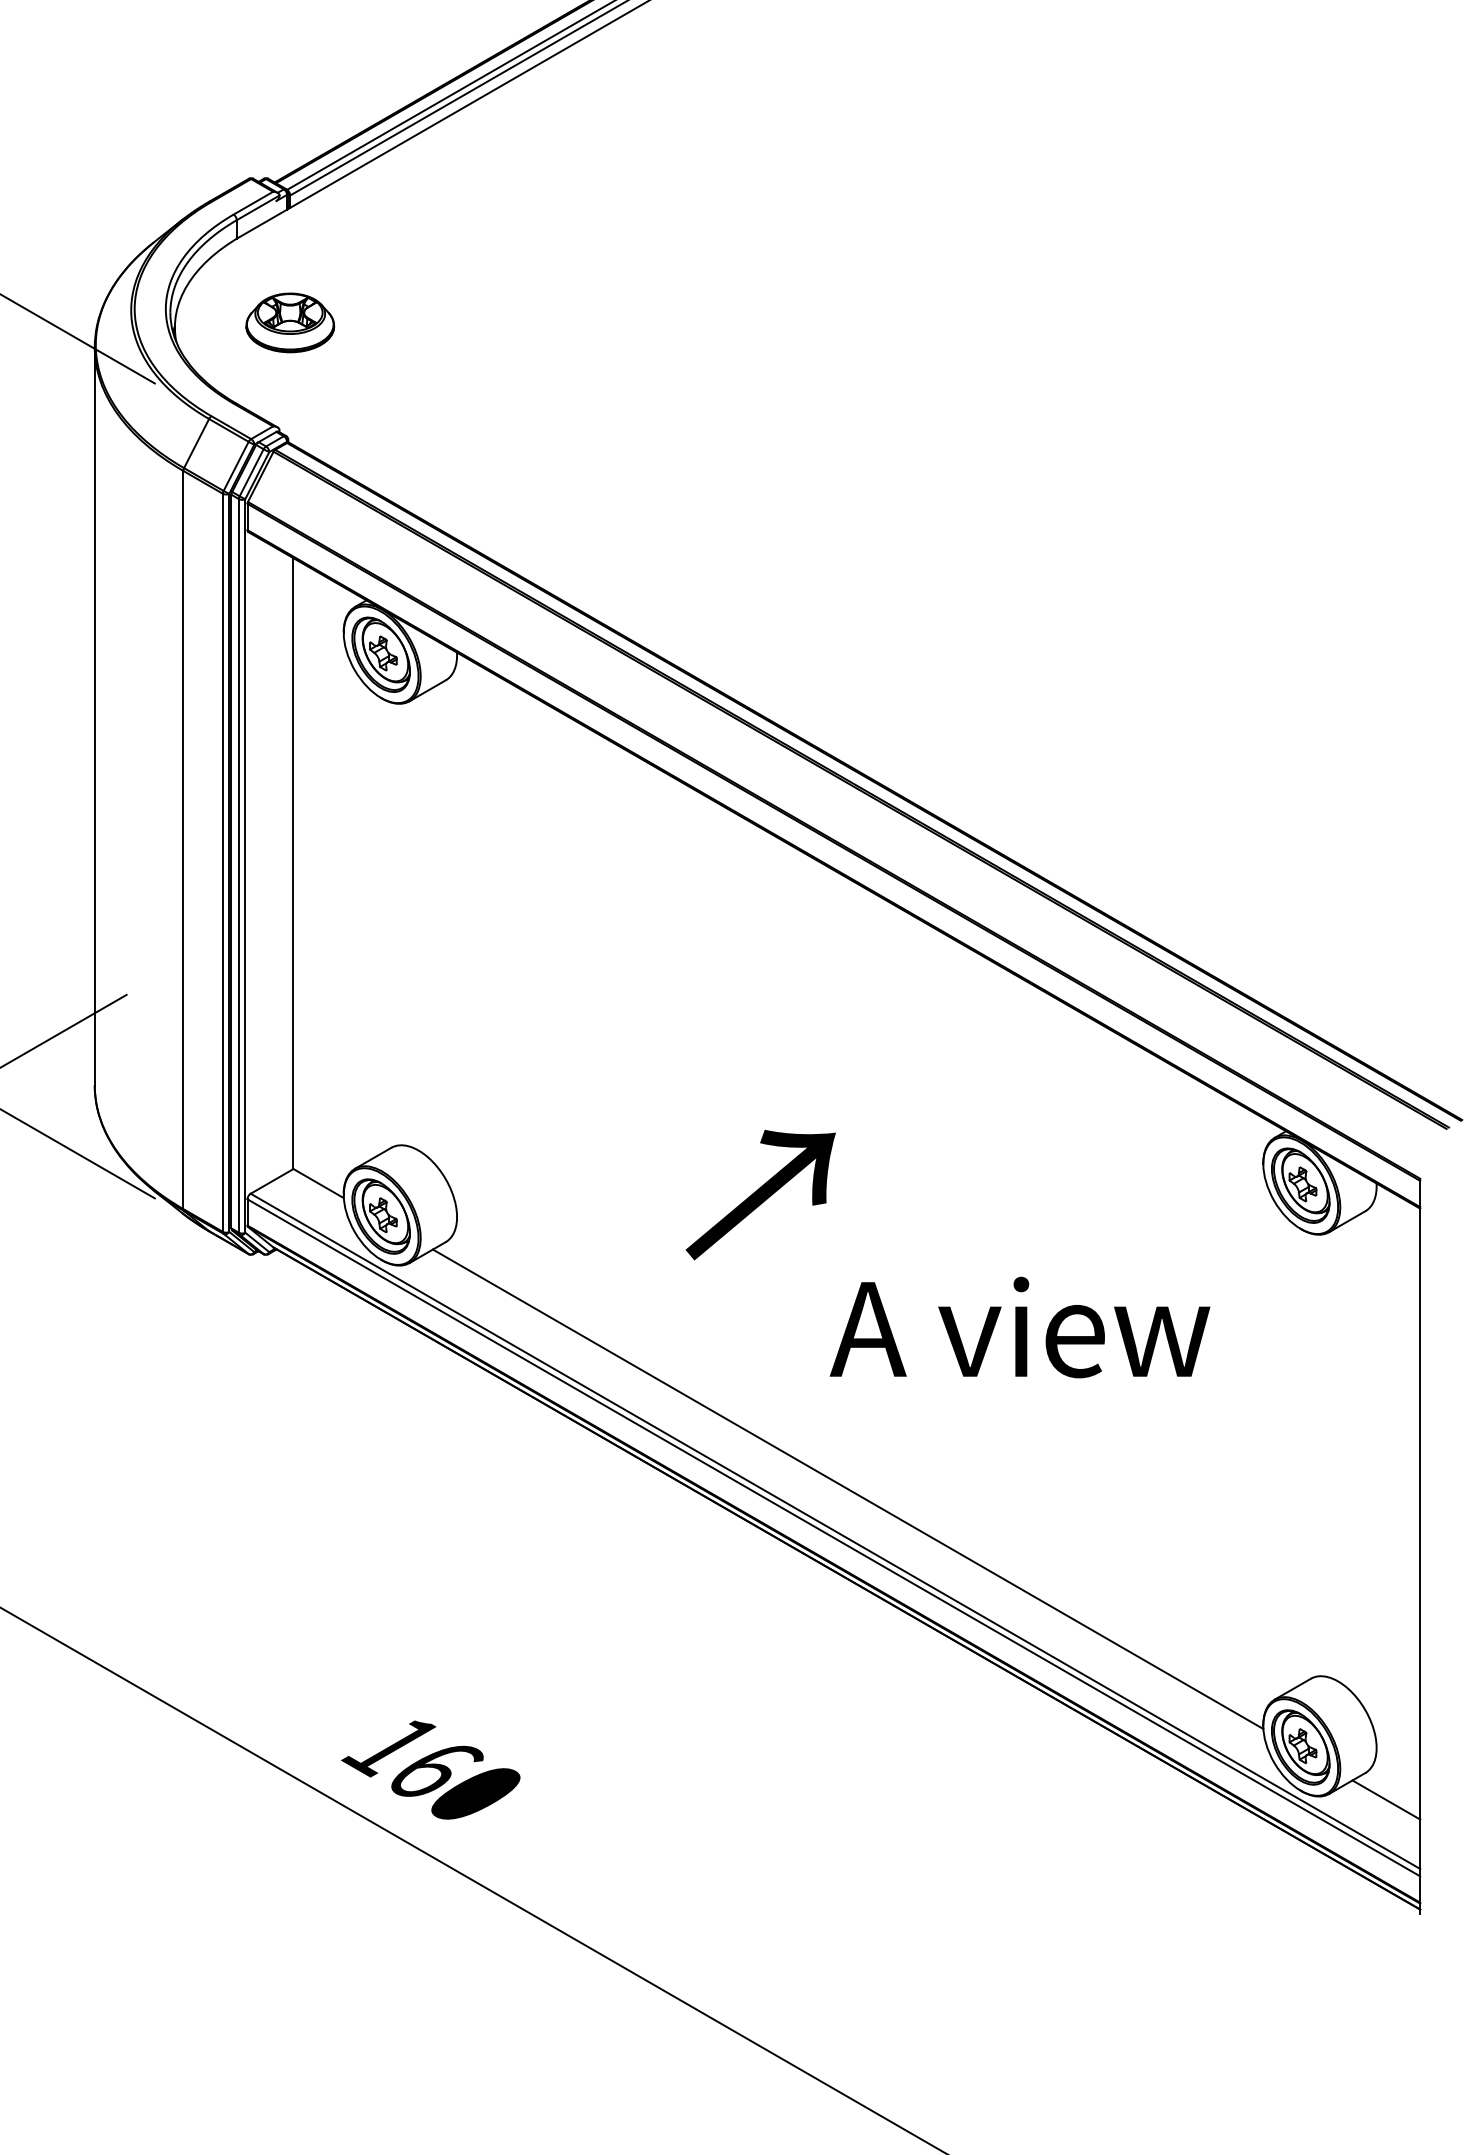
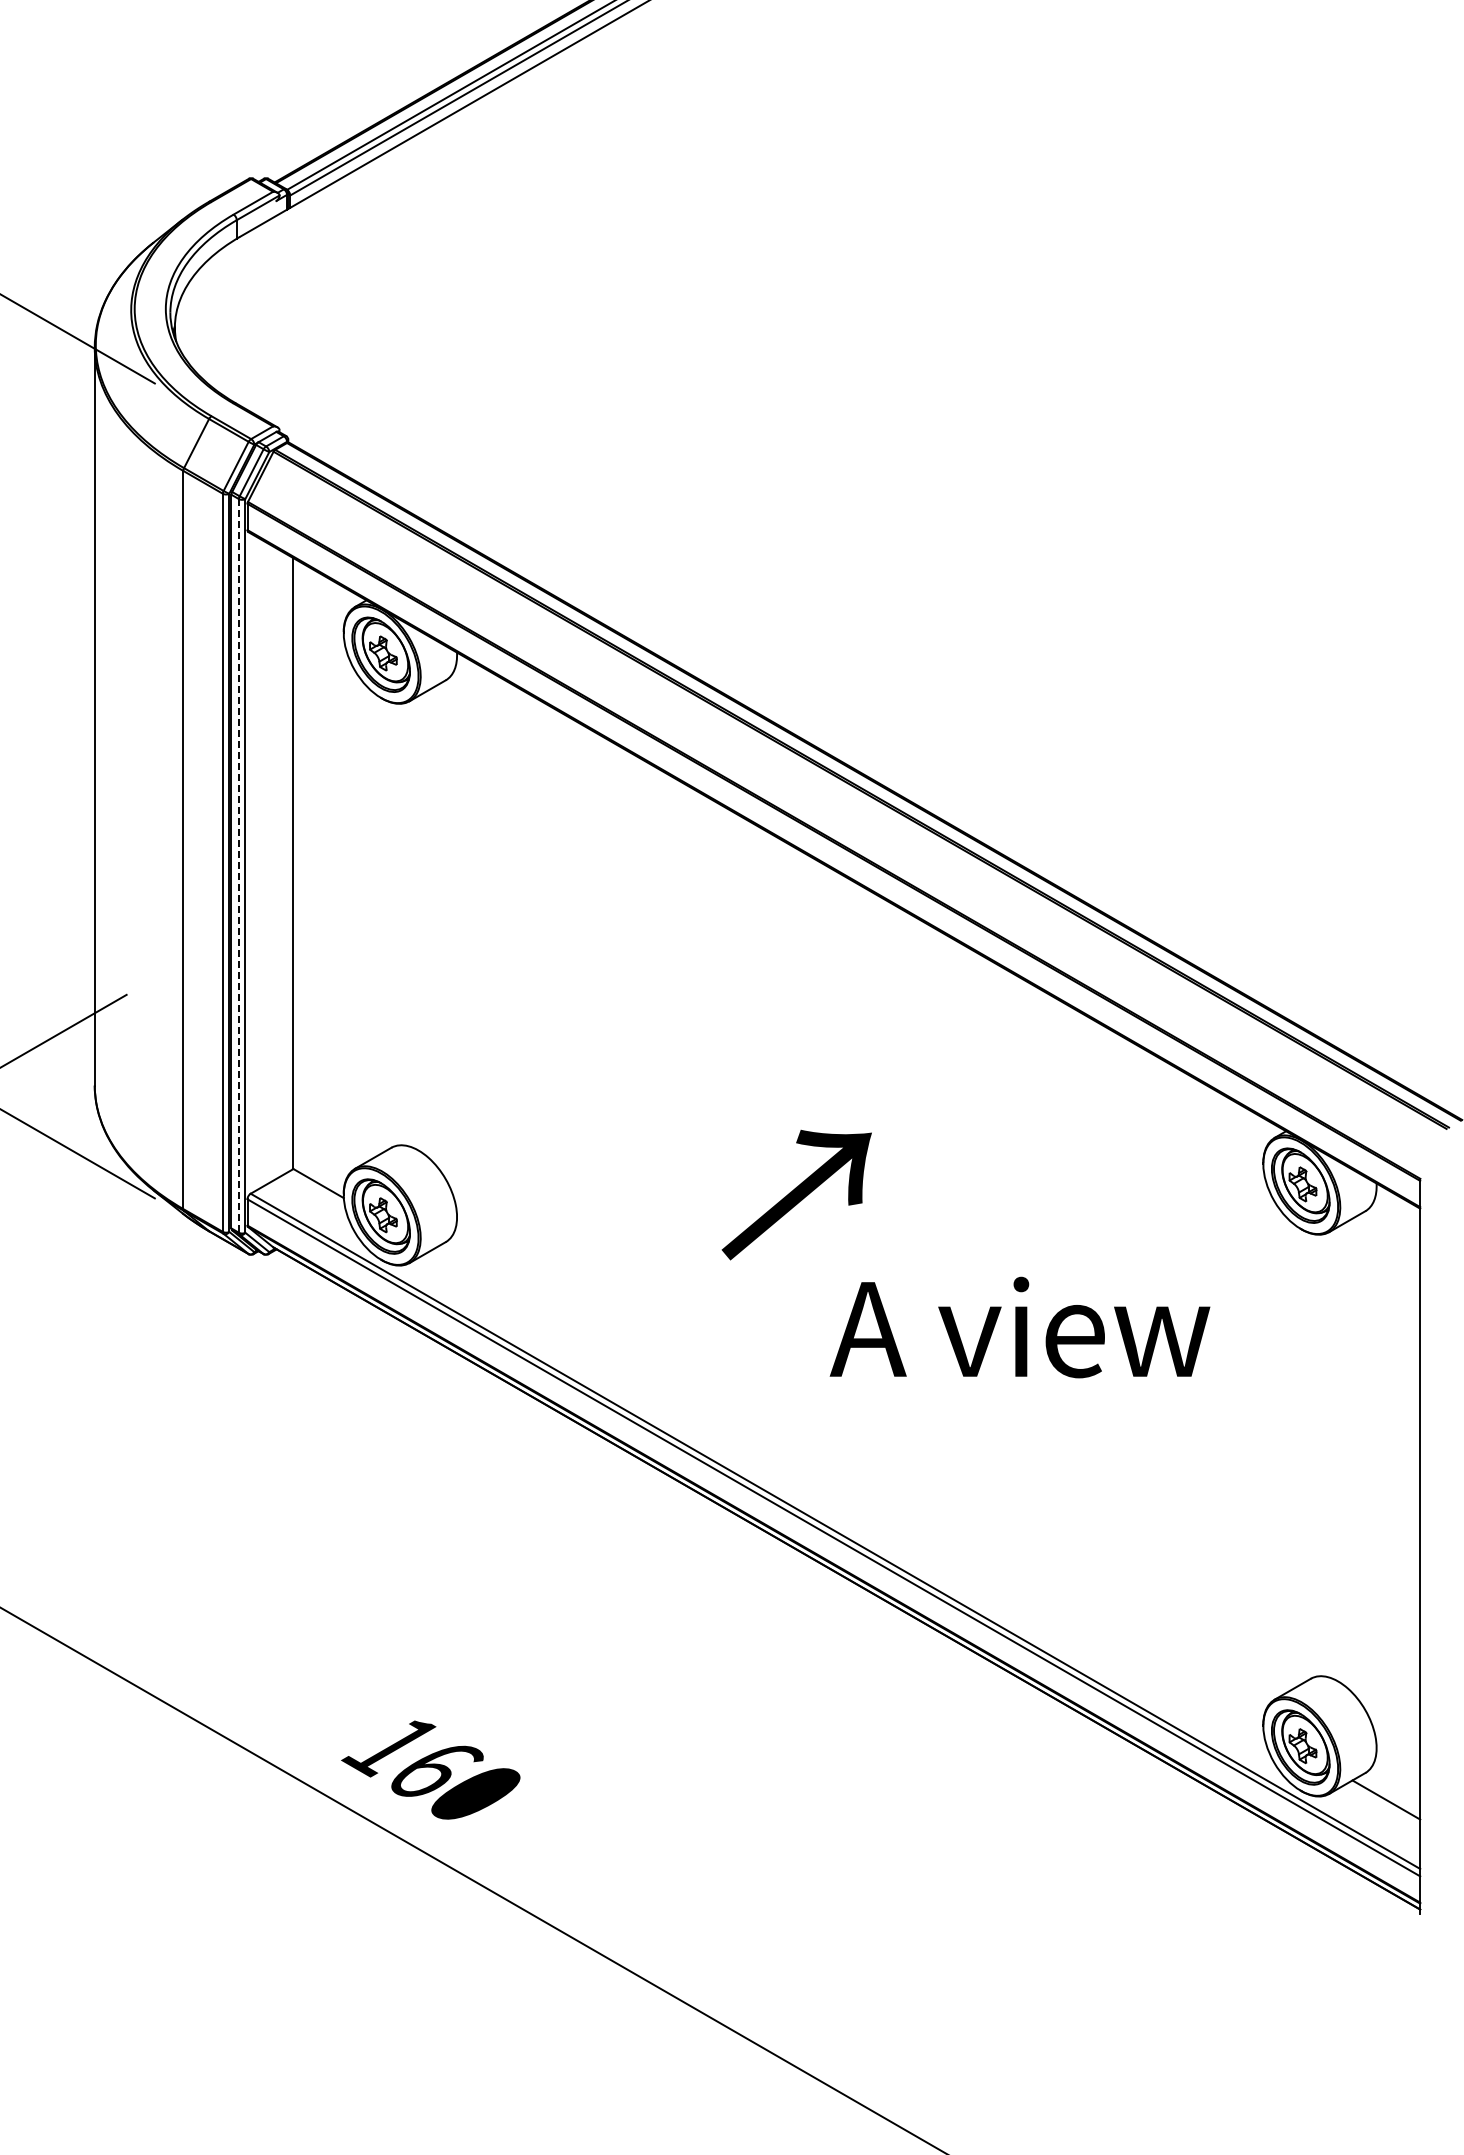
part: present -> none (290, 322)
line: solid -> dashed (238, 865)
text position: (760, 1194) -> (796, 1194) (796, 1194)
line: present -> none (847, 1489)
